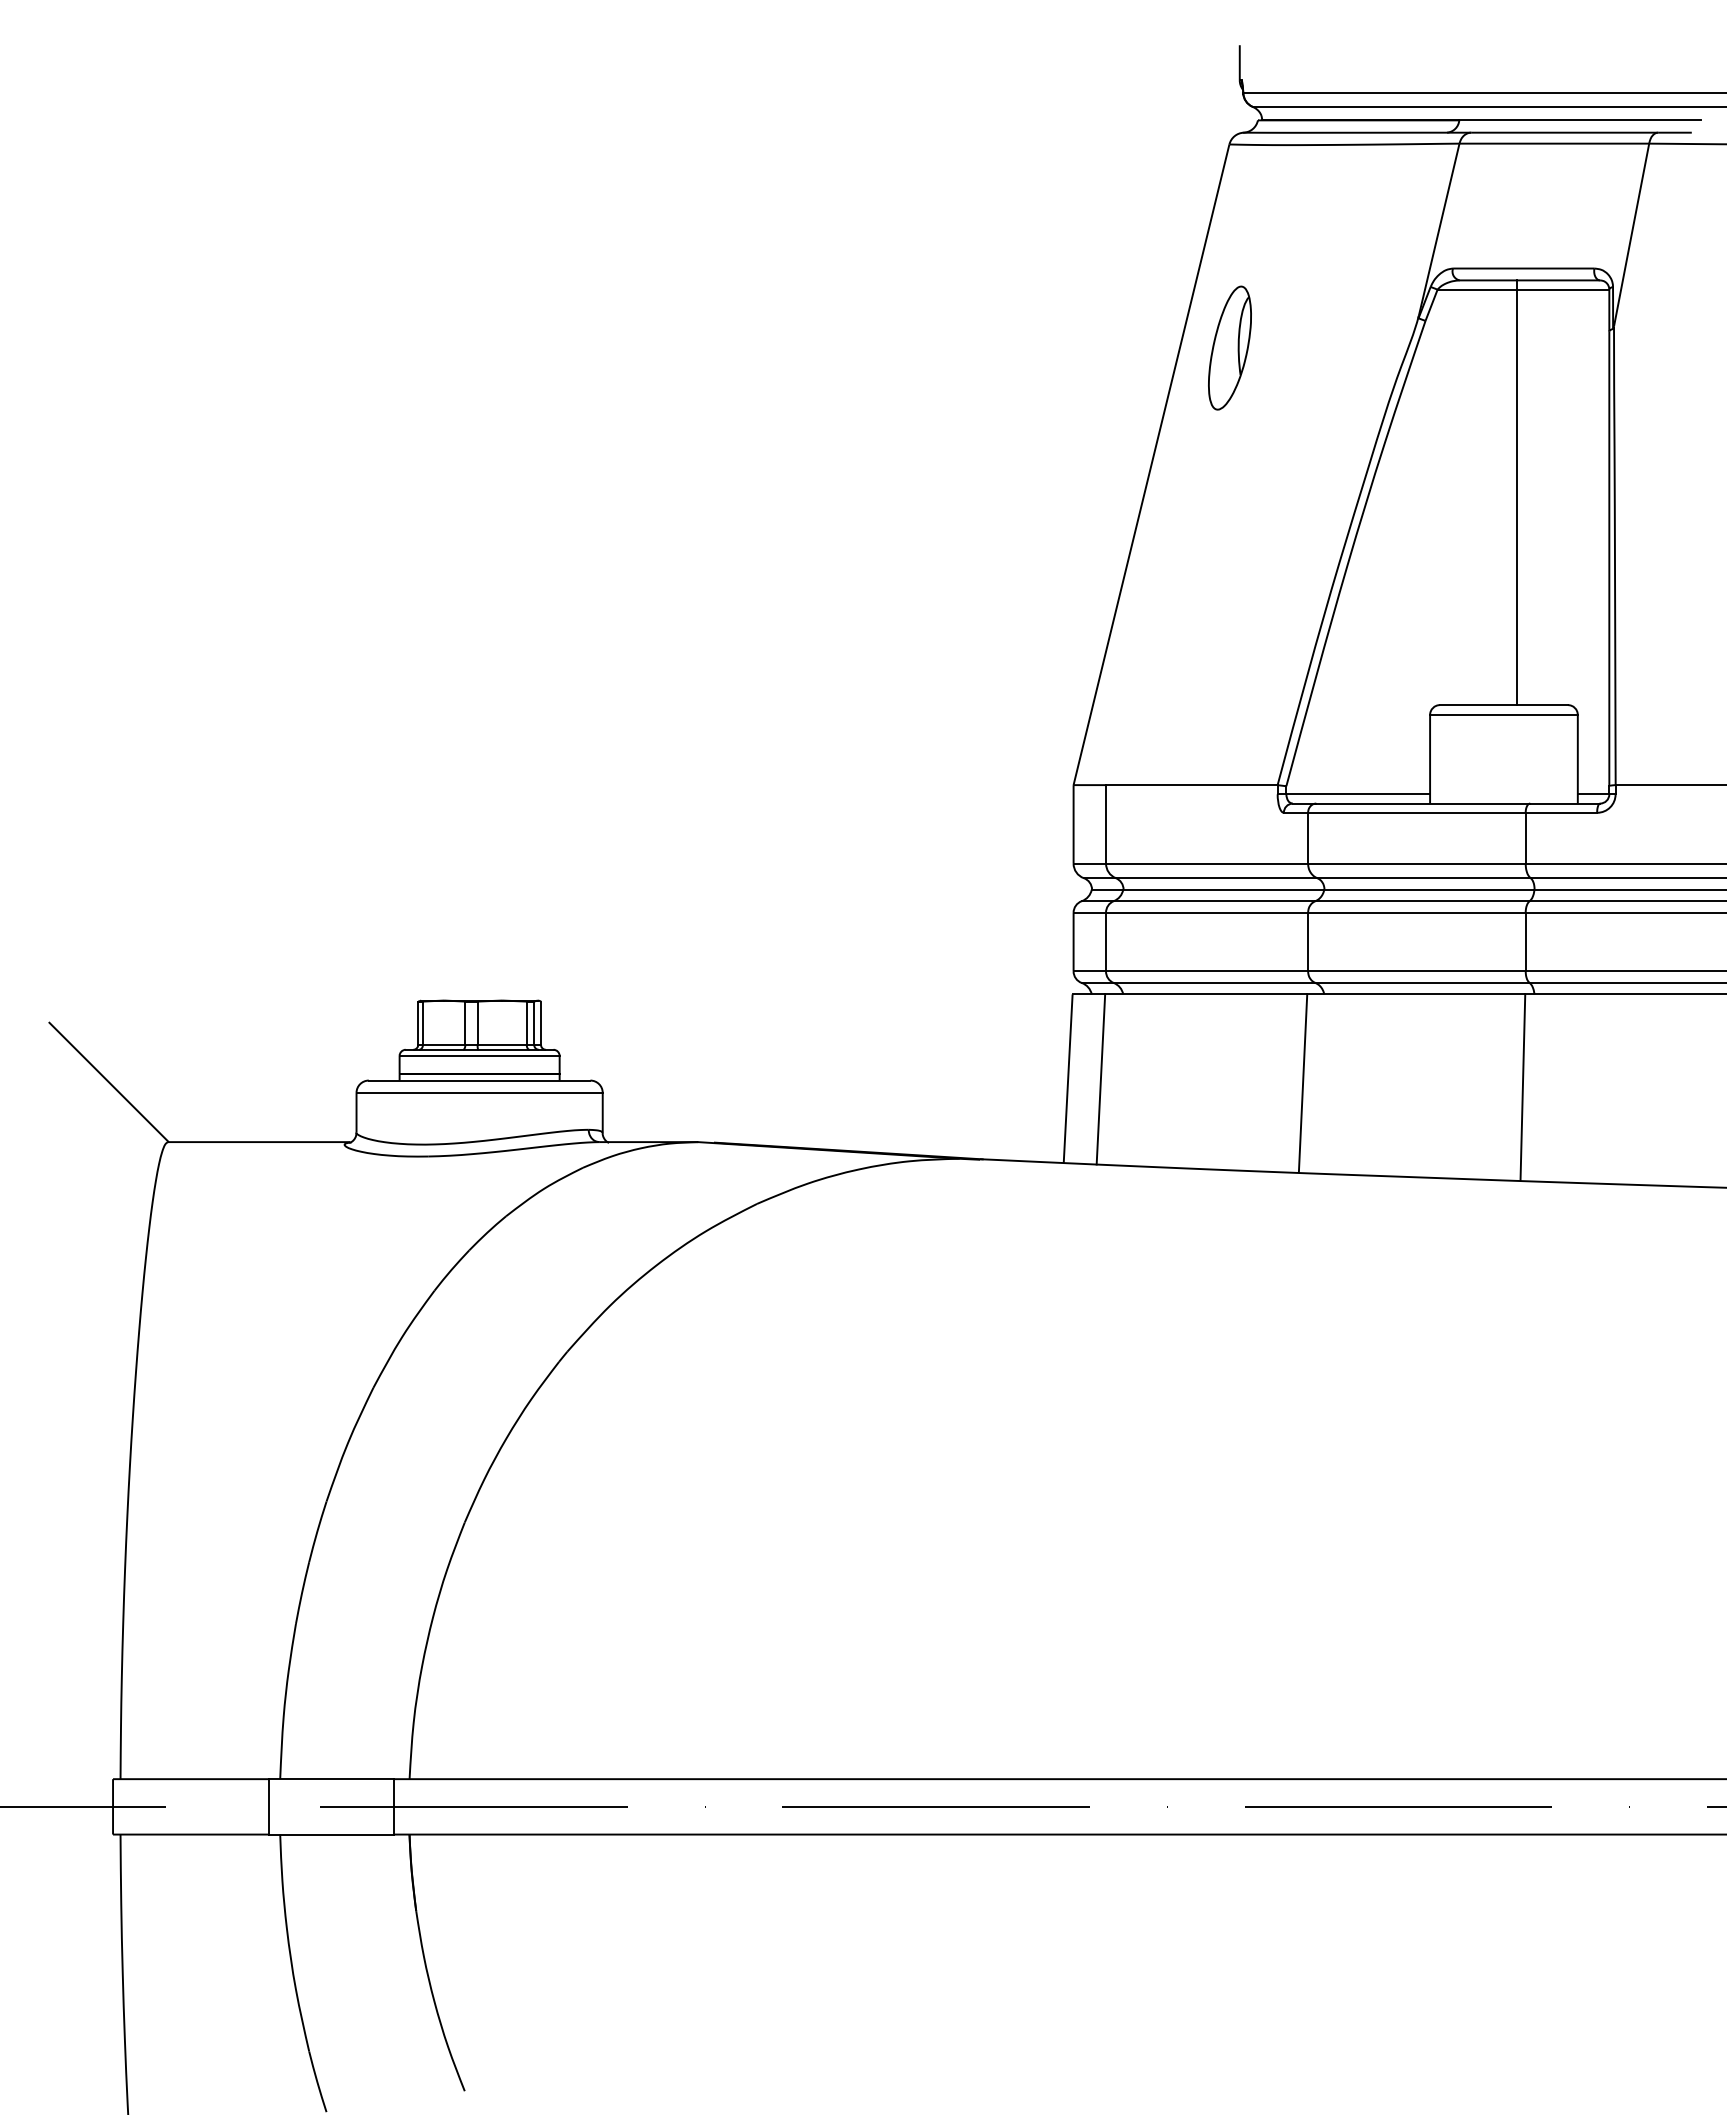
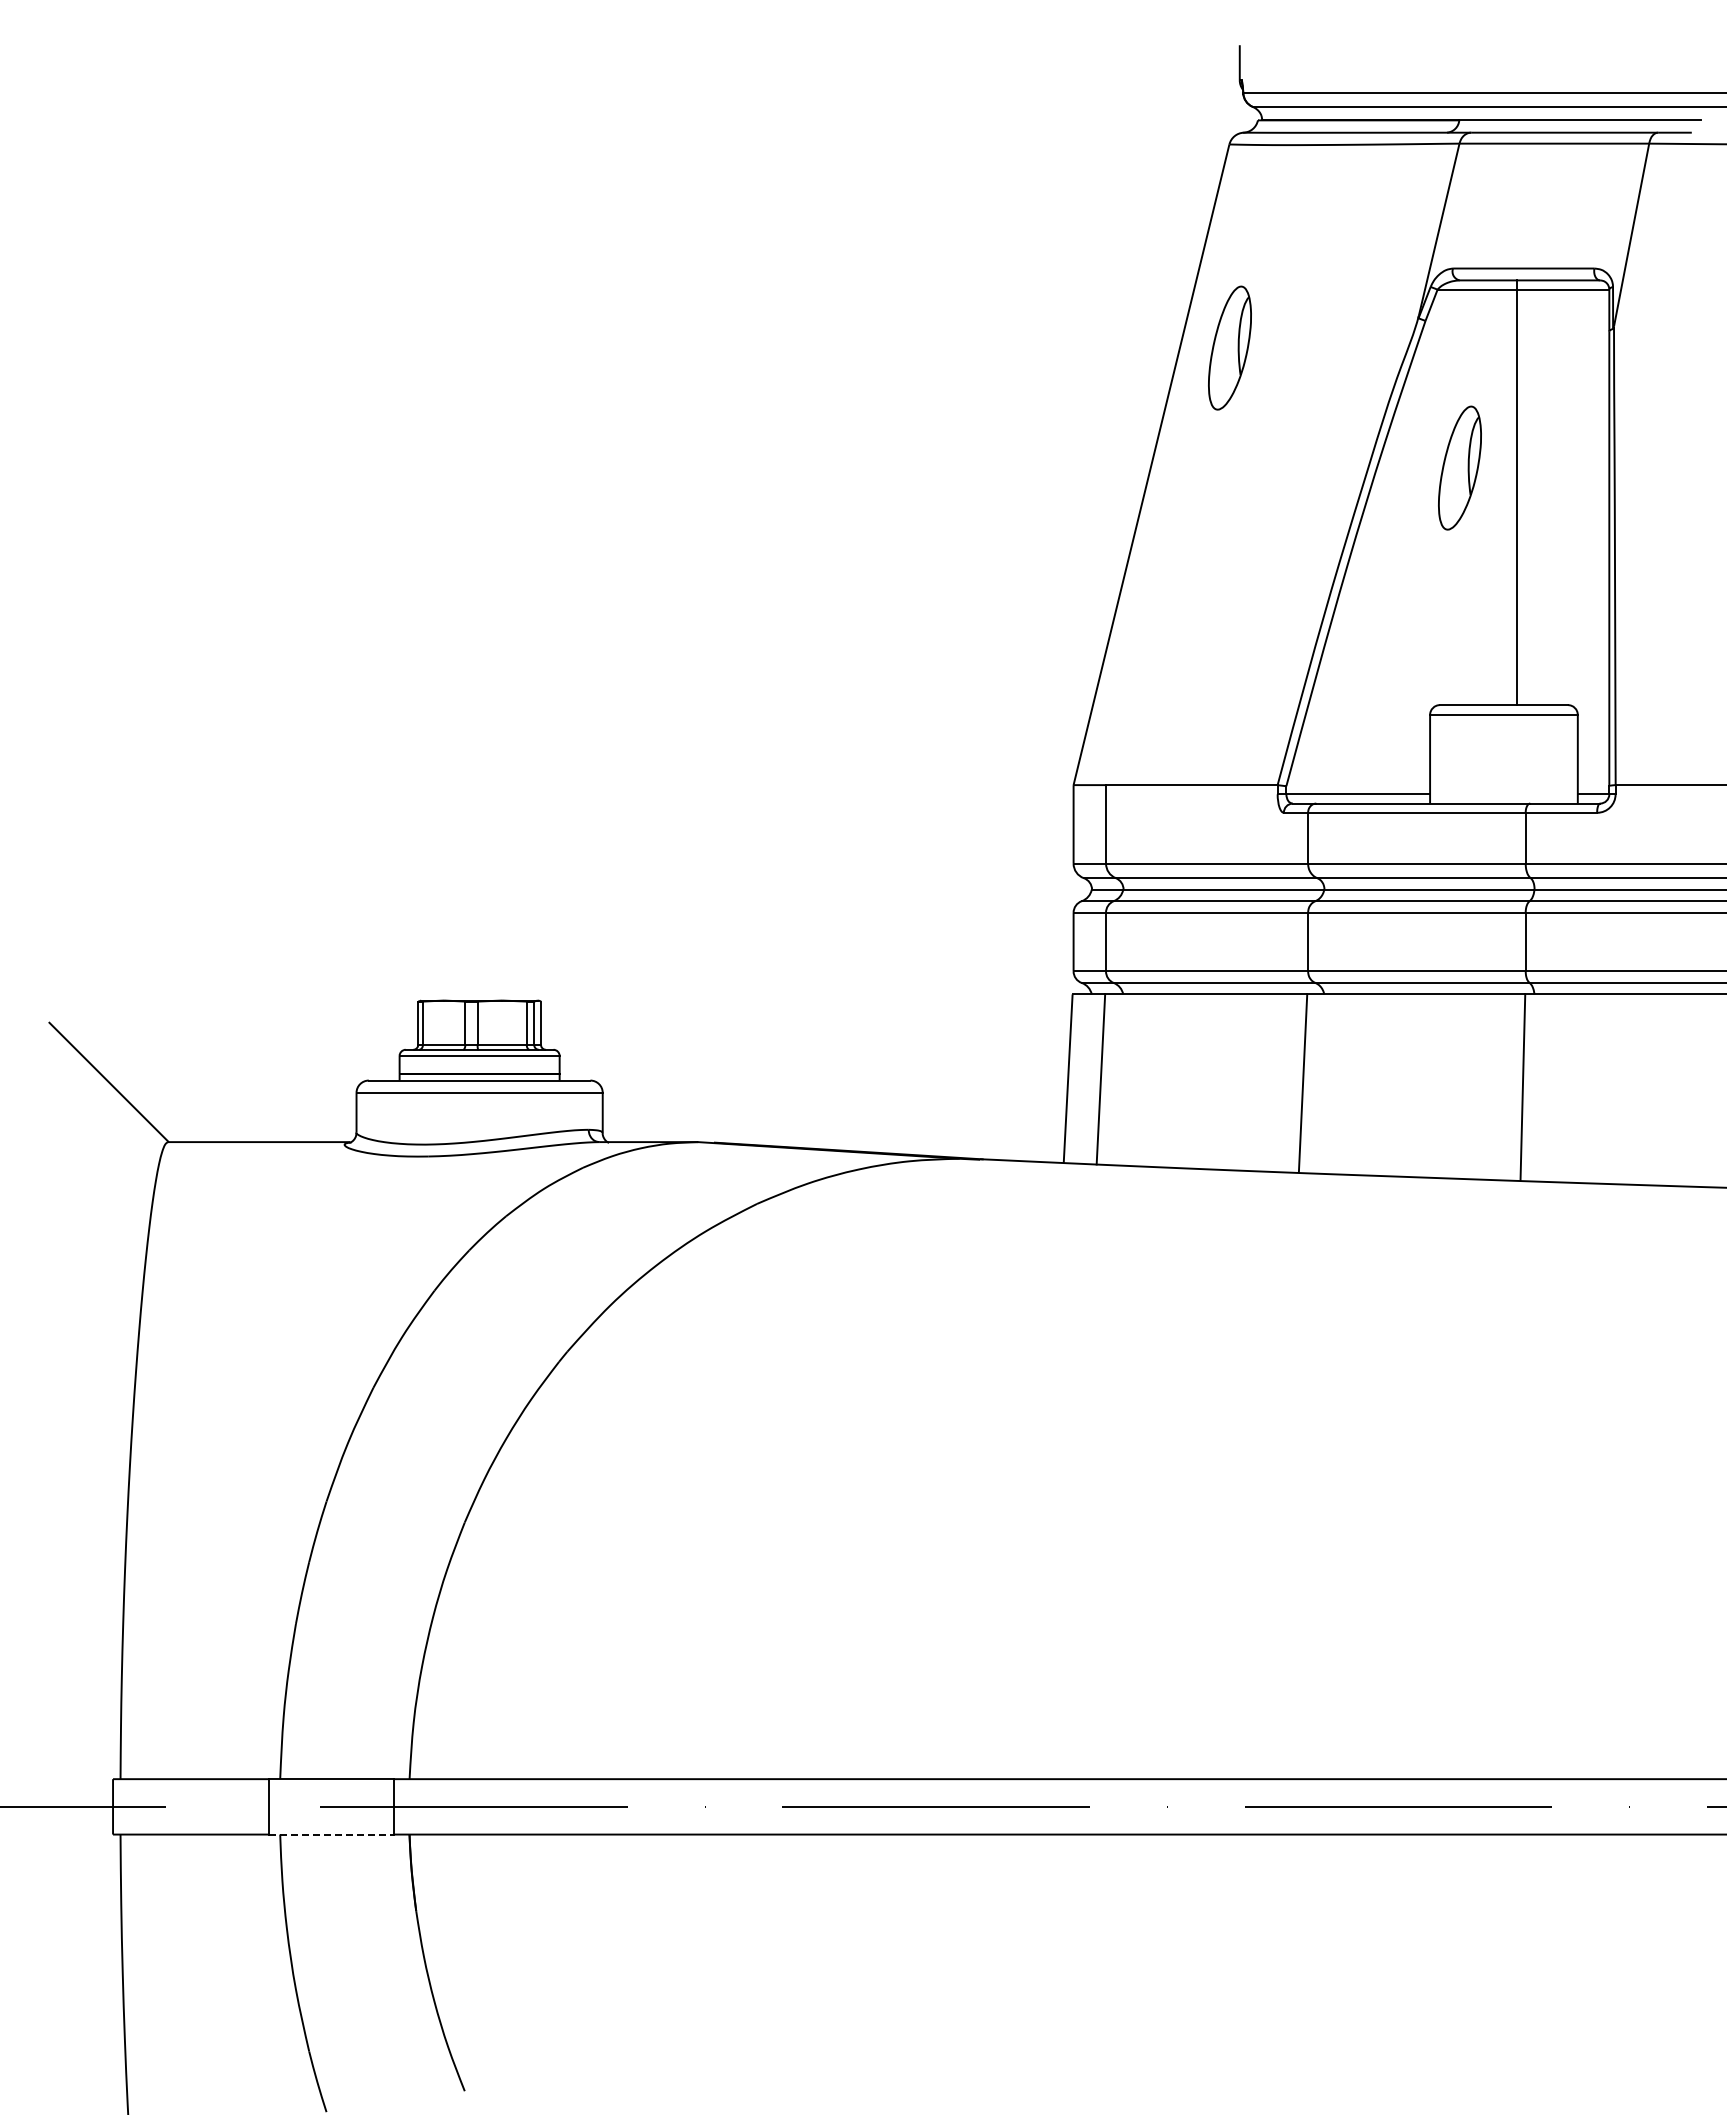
part: none -> present (1459, 467)
line: solid -> dashed (332, 1834)
